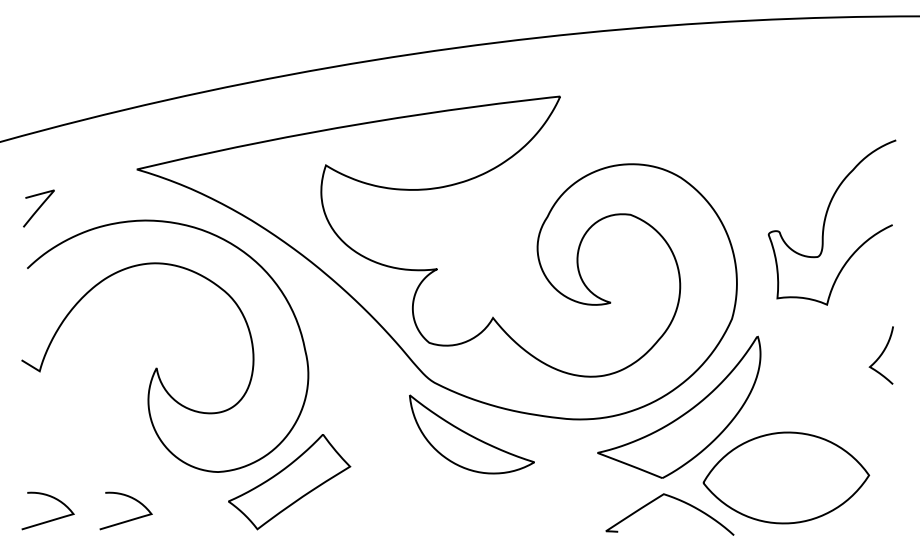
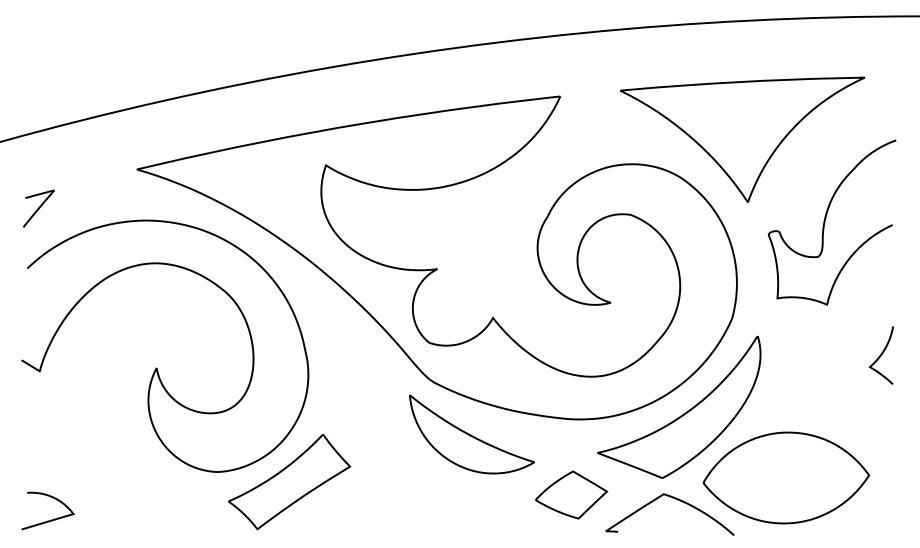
part: none -> present (742, 139)
part: none -> present (571, 494)
curve: present -> none (129, 519)
